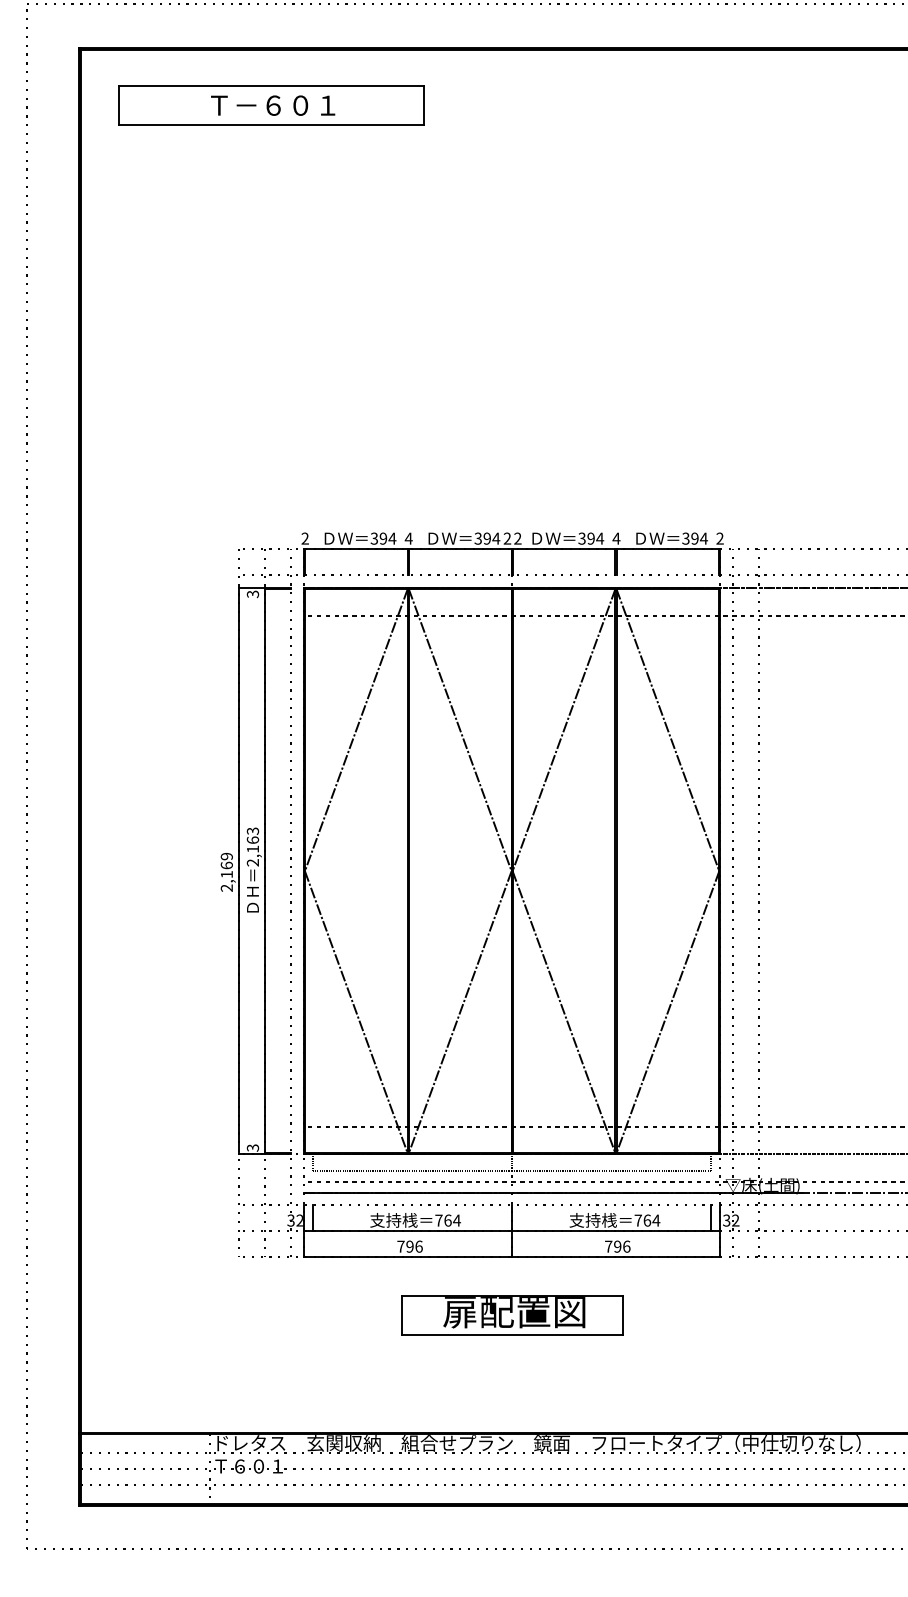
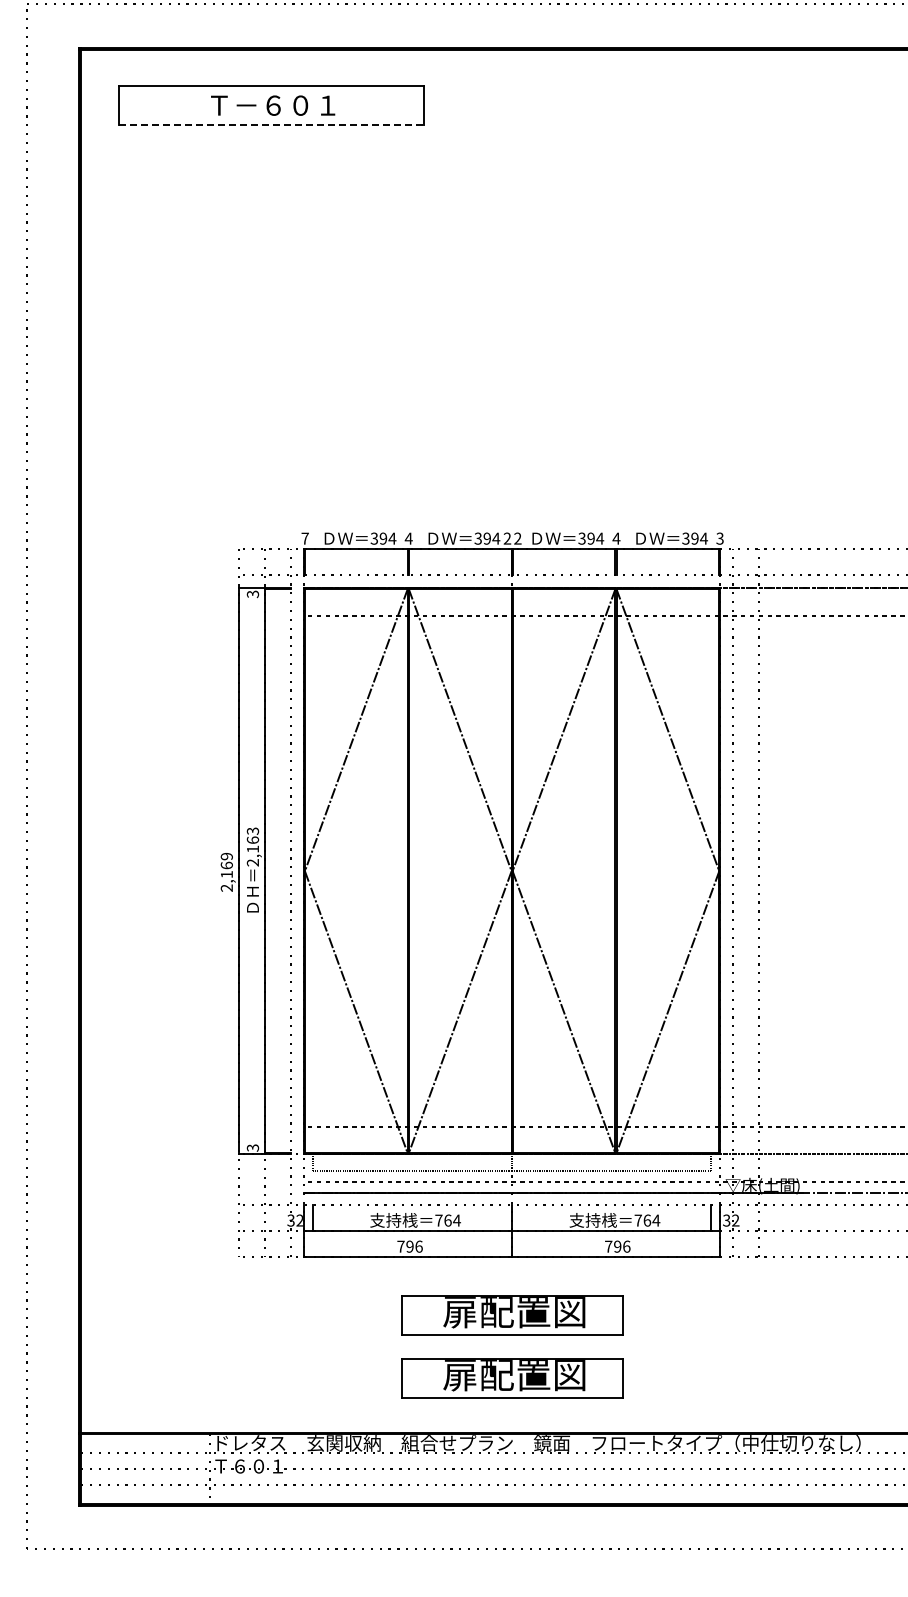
line: solid -> dashed (271, 125)
text: 2 -> 7 (304, 538)
text: 2 -> 3 (719, 538)
part: none -> present (512, 1378)
